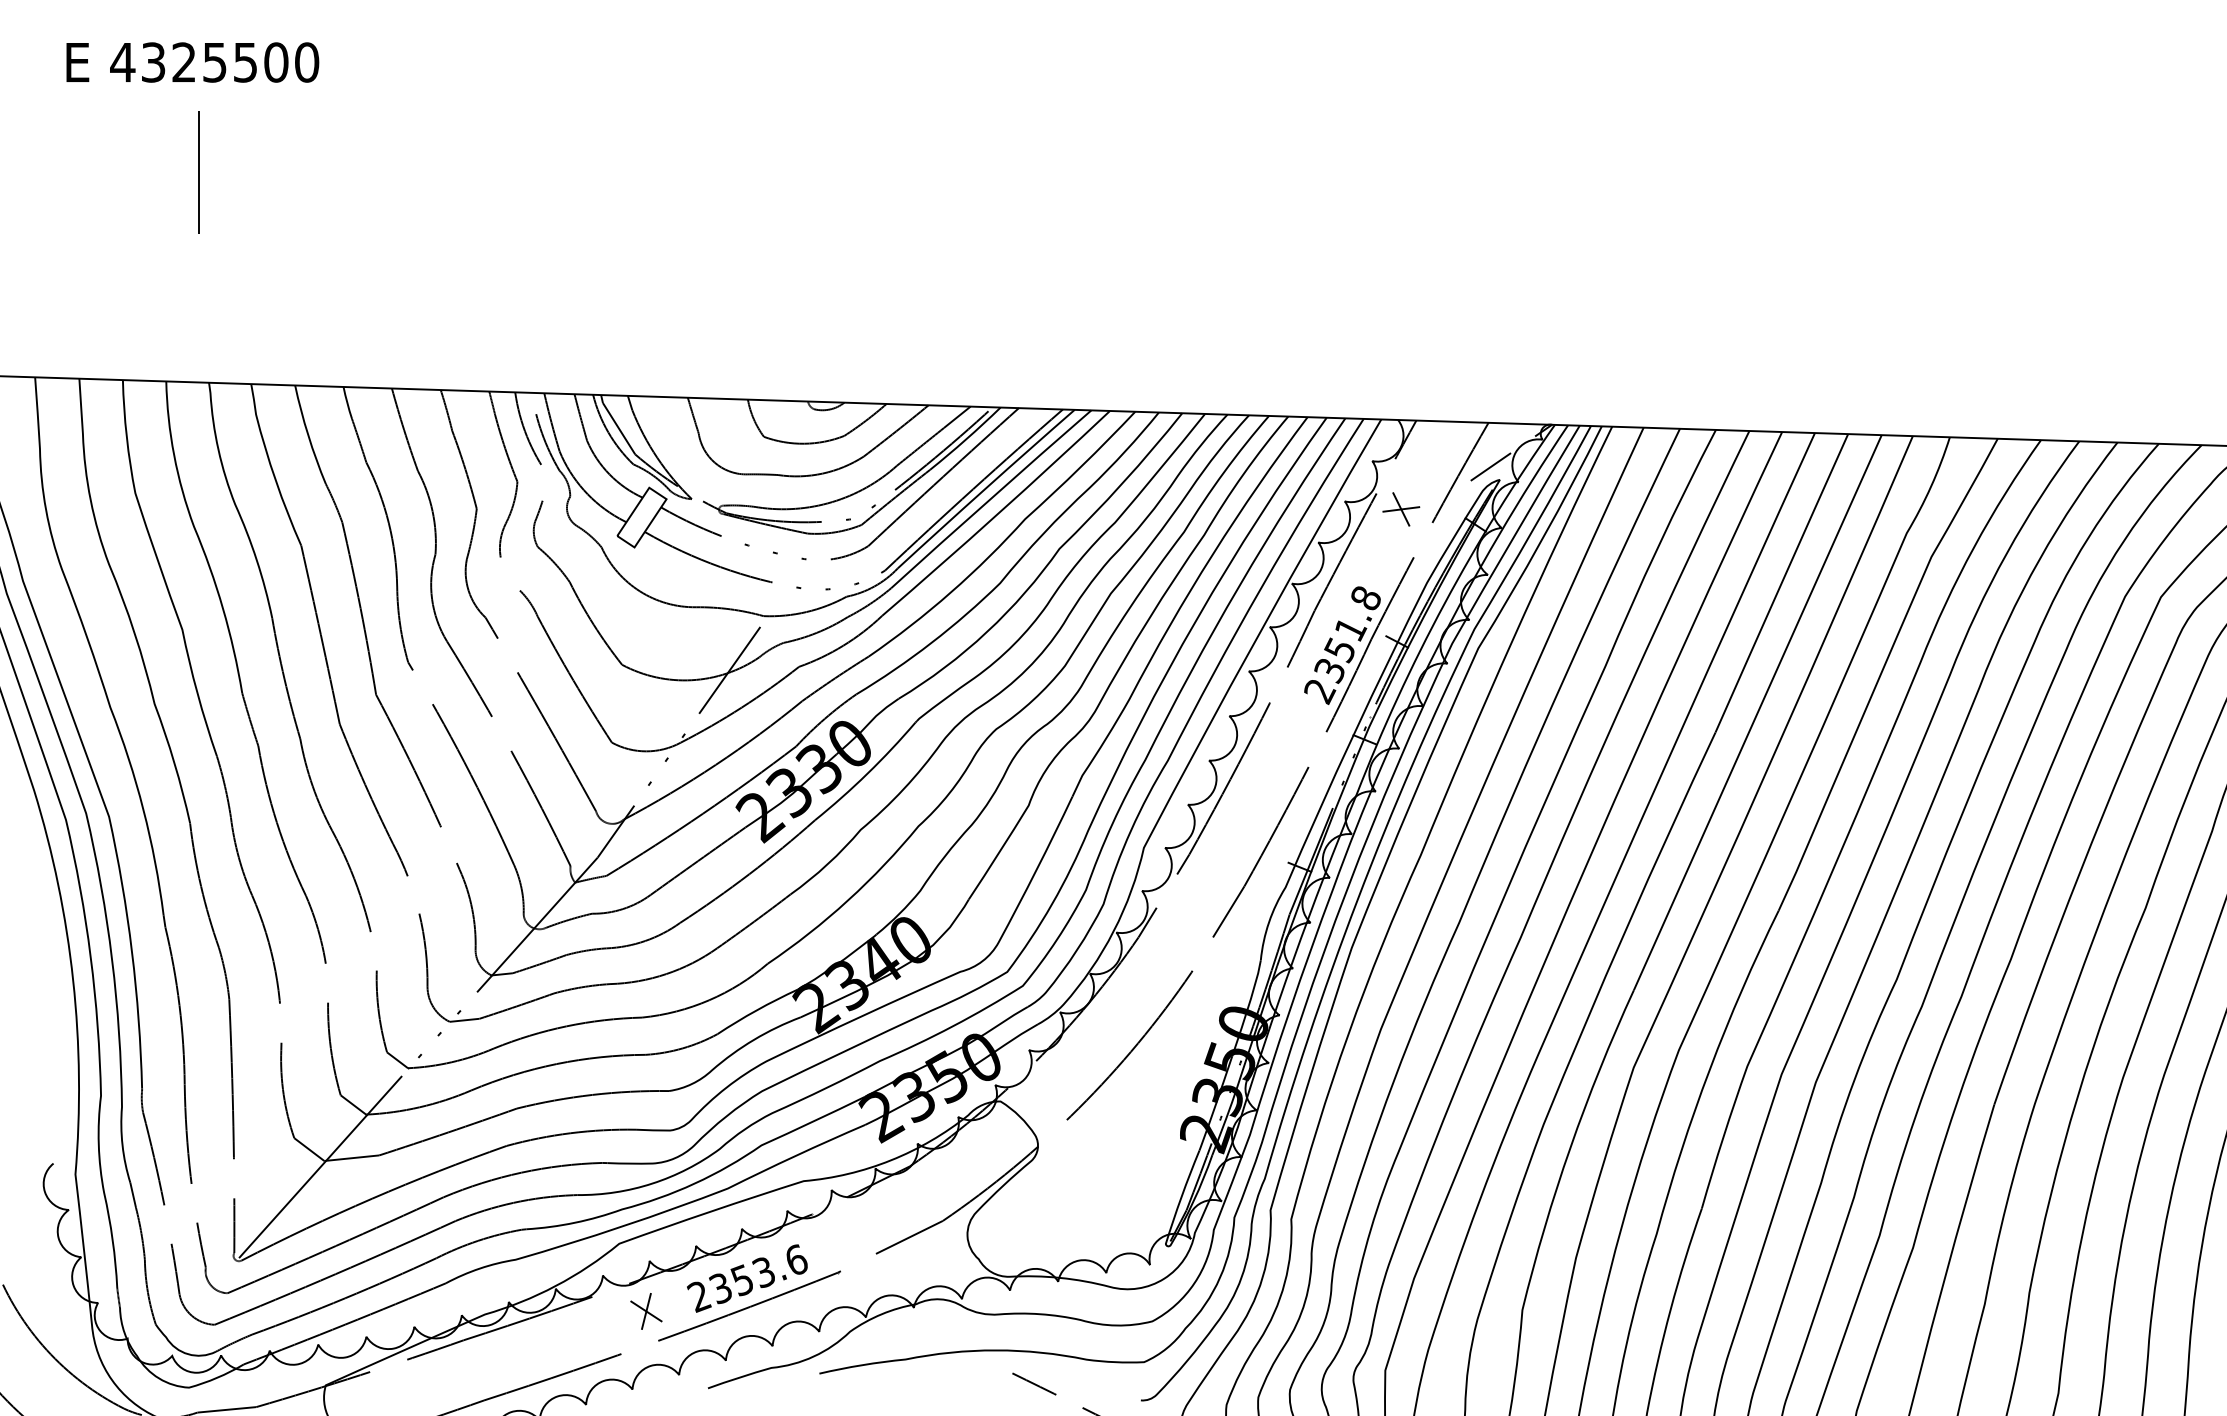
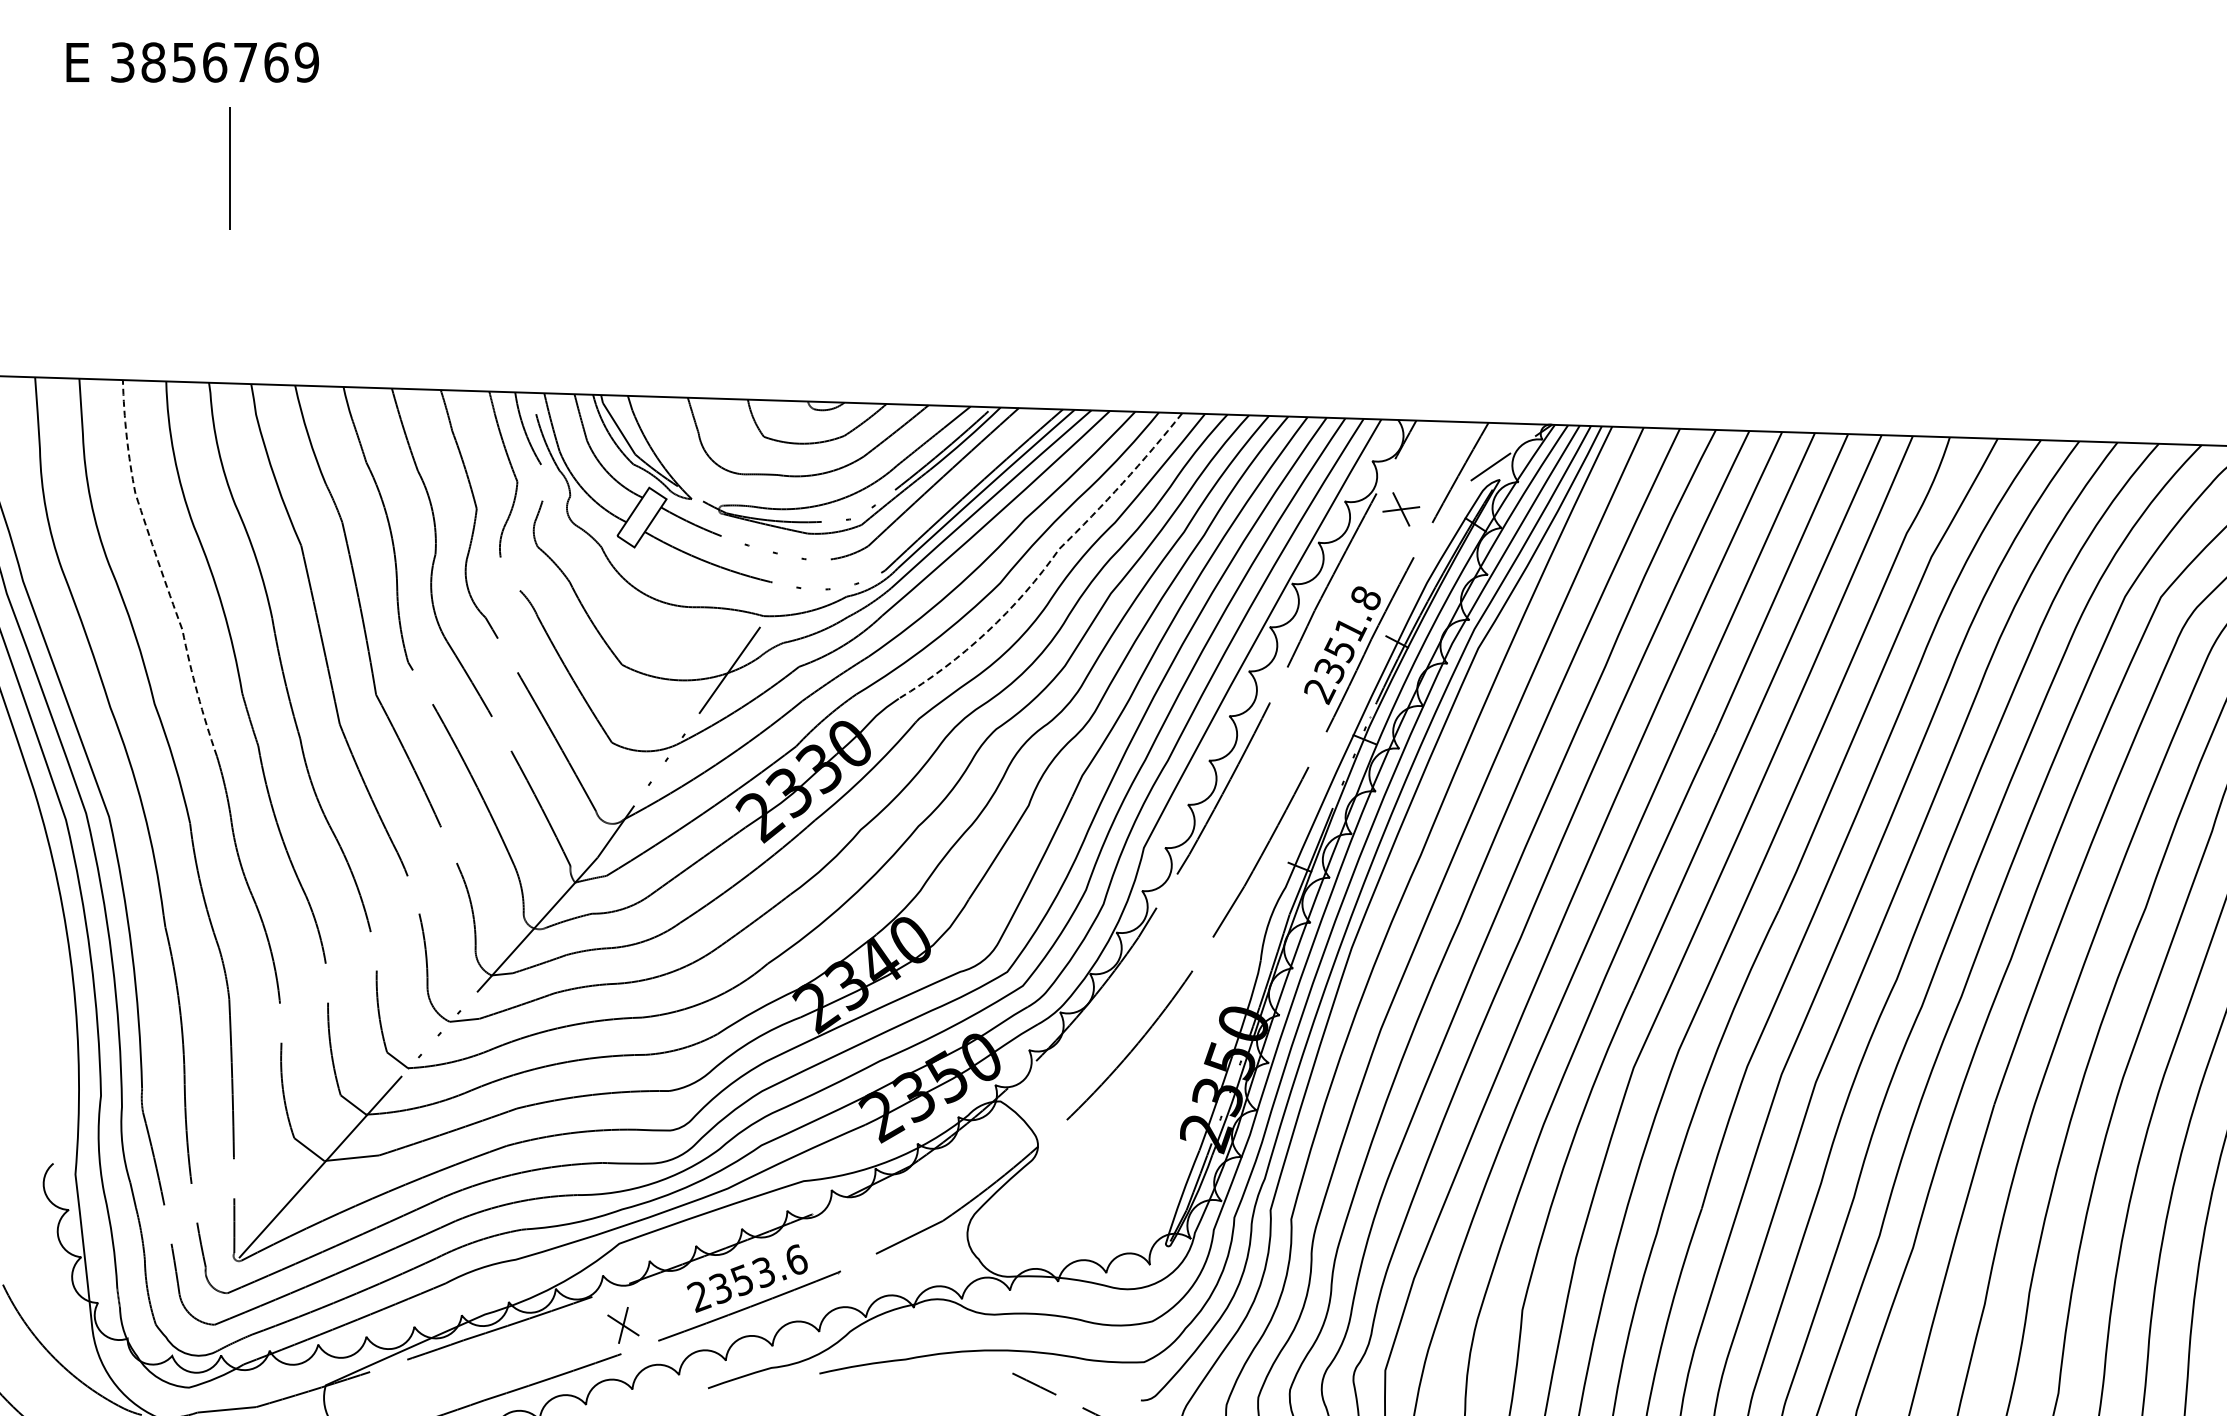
text: 4325500 -> 3856769 (214, 62)
line position: (198, 172) -> (229, 168) (229, 168)
line: solid -> dashed (1046, 566)
line: solid -> dashed (160, 568)
part position: (646, 1311) -> (623, 1325) (623, 1325)
